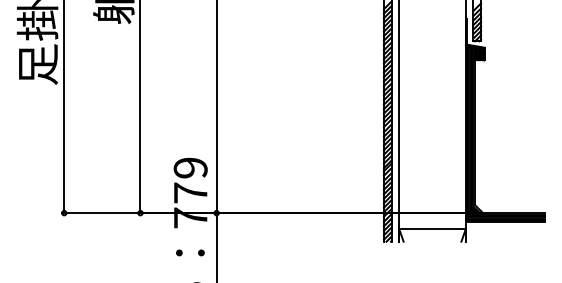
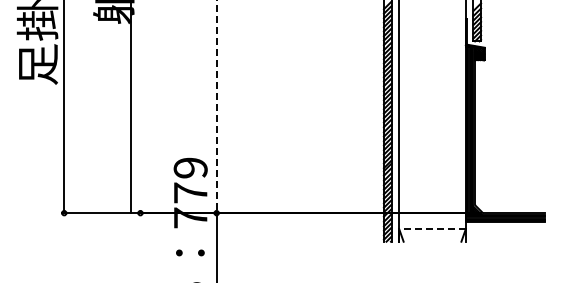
line position: (140, 107) -> (131, 107) (131, 107)
line: solid -> dashed (216, 107)
line: solid -> dashed (432, 229)
